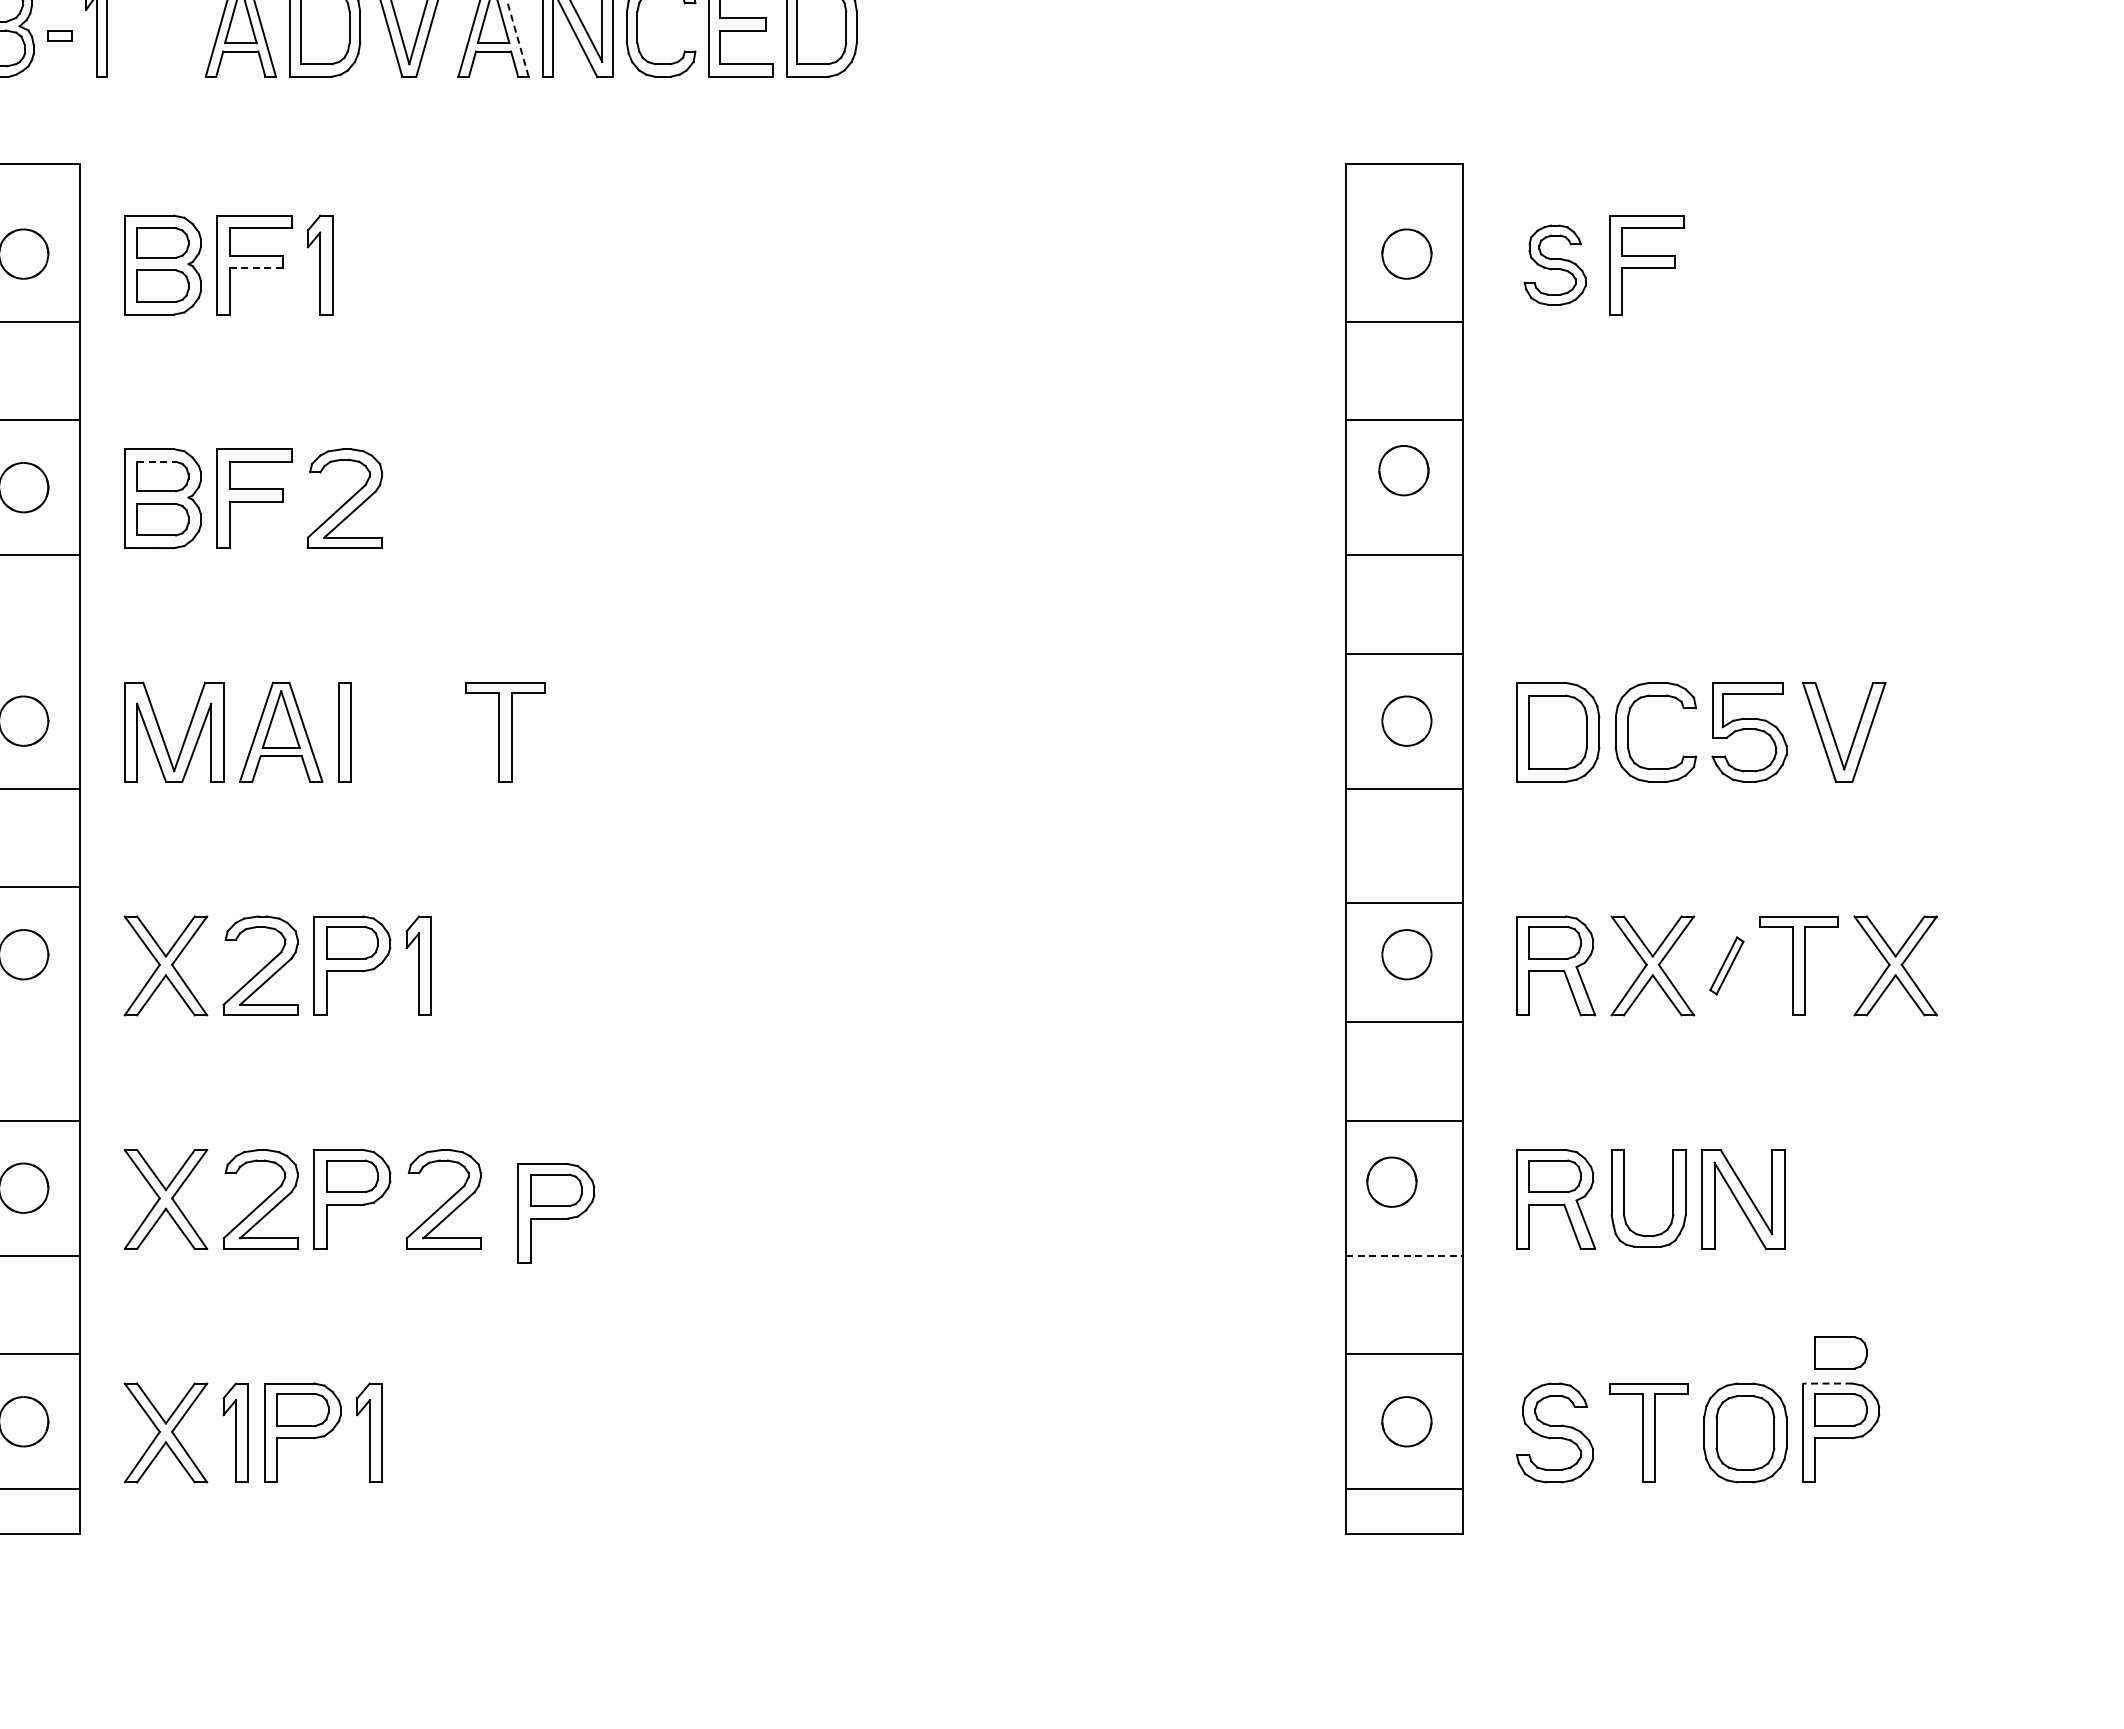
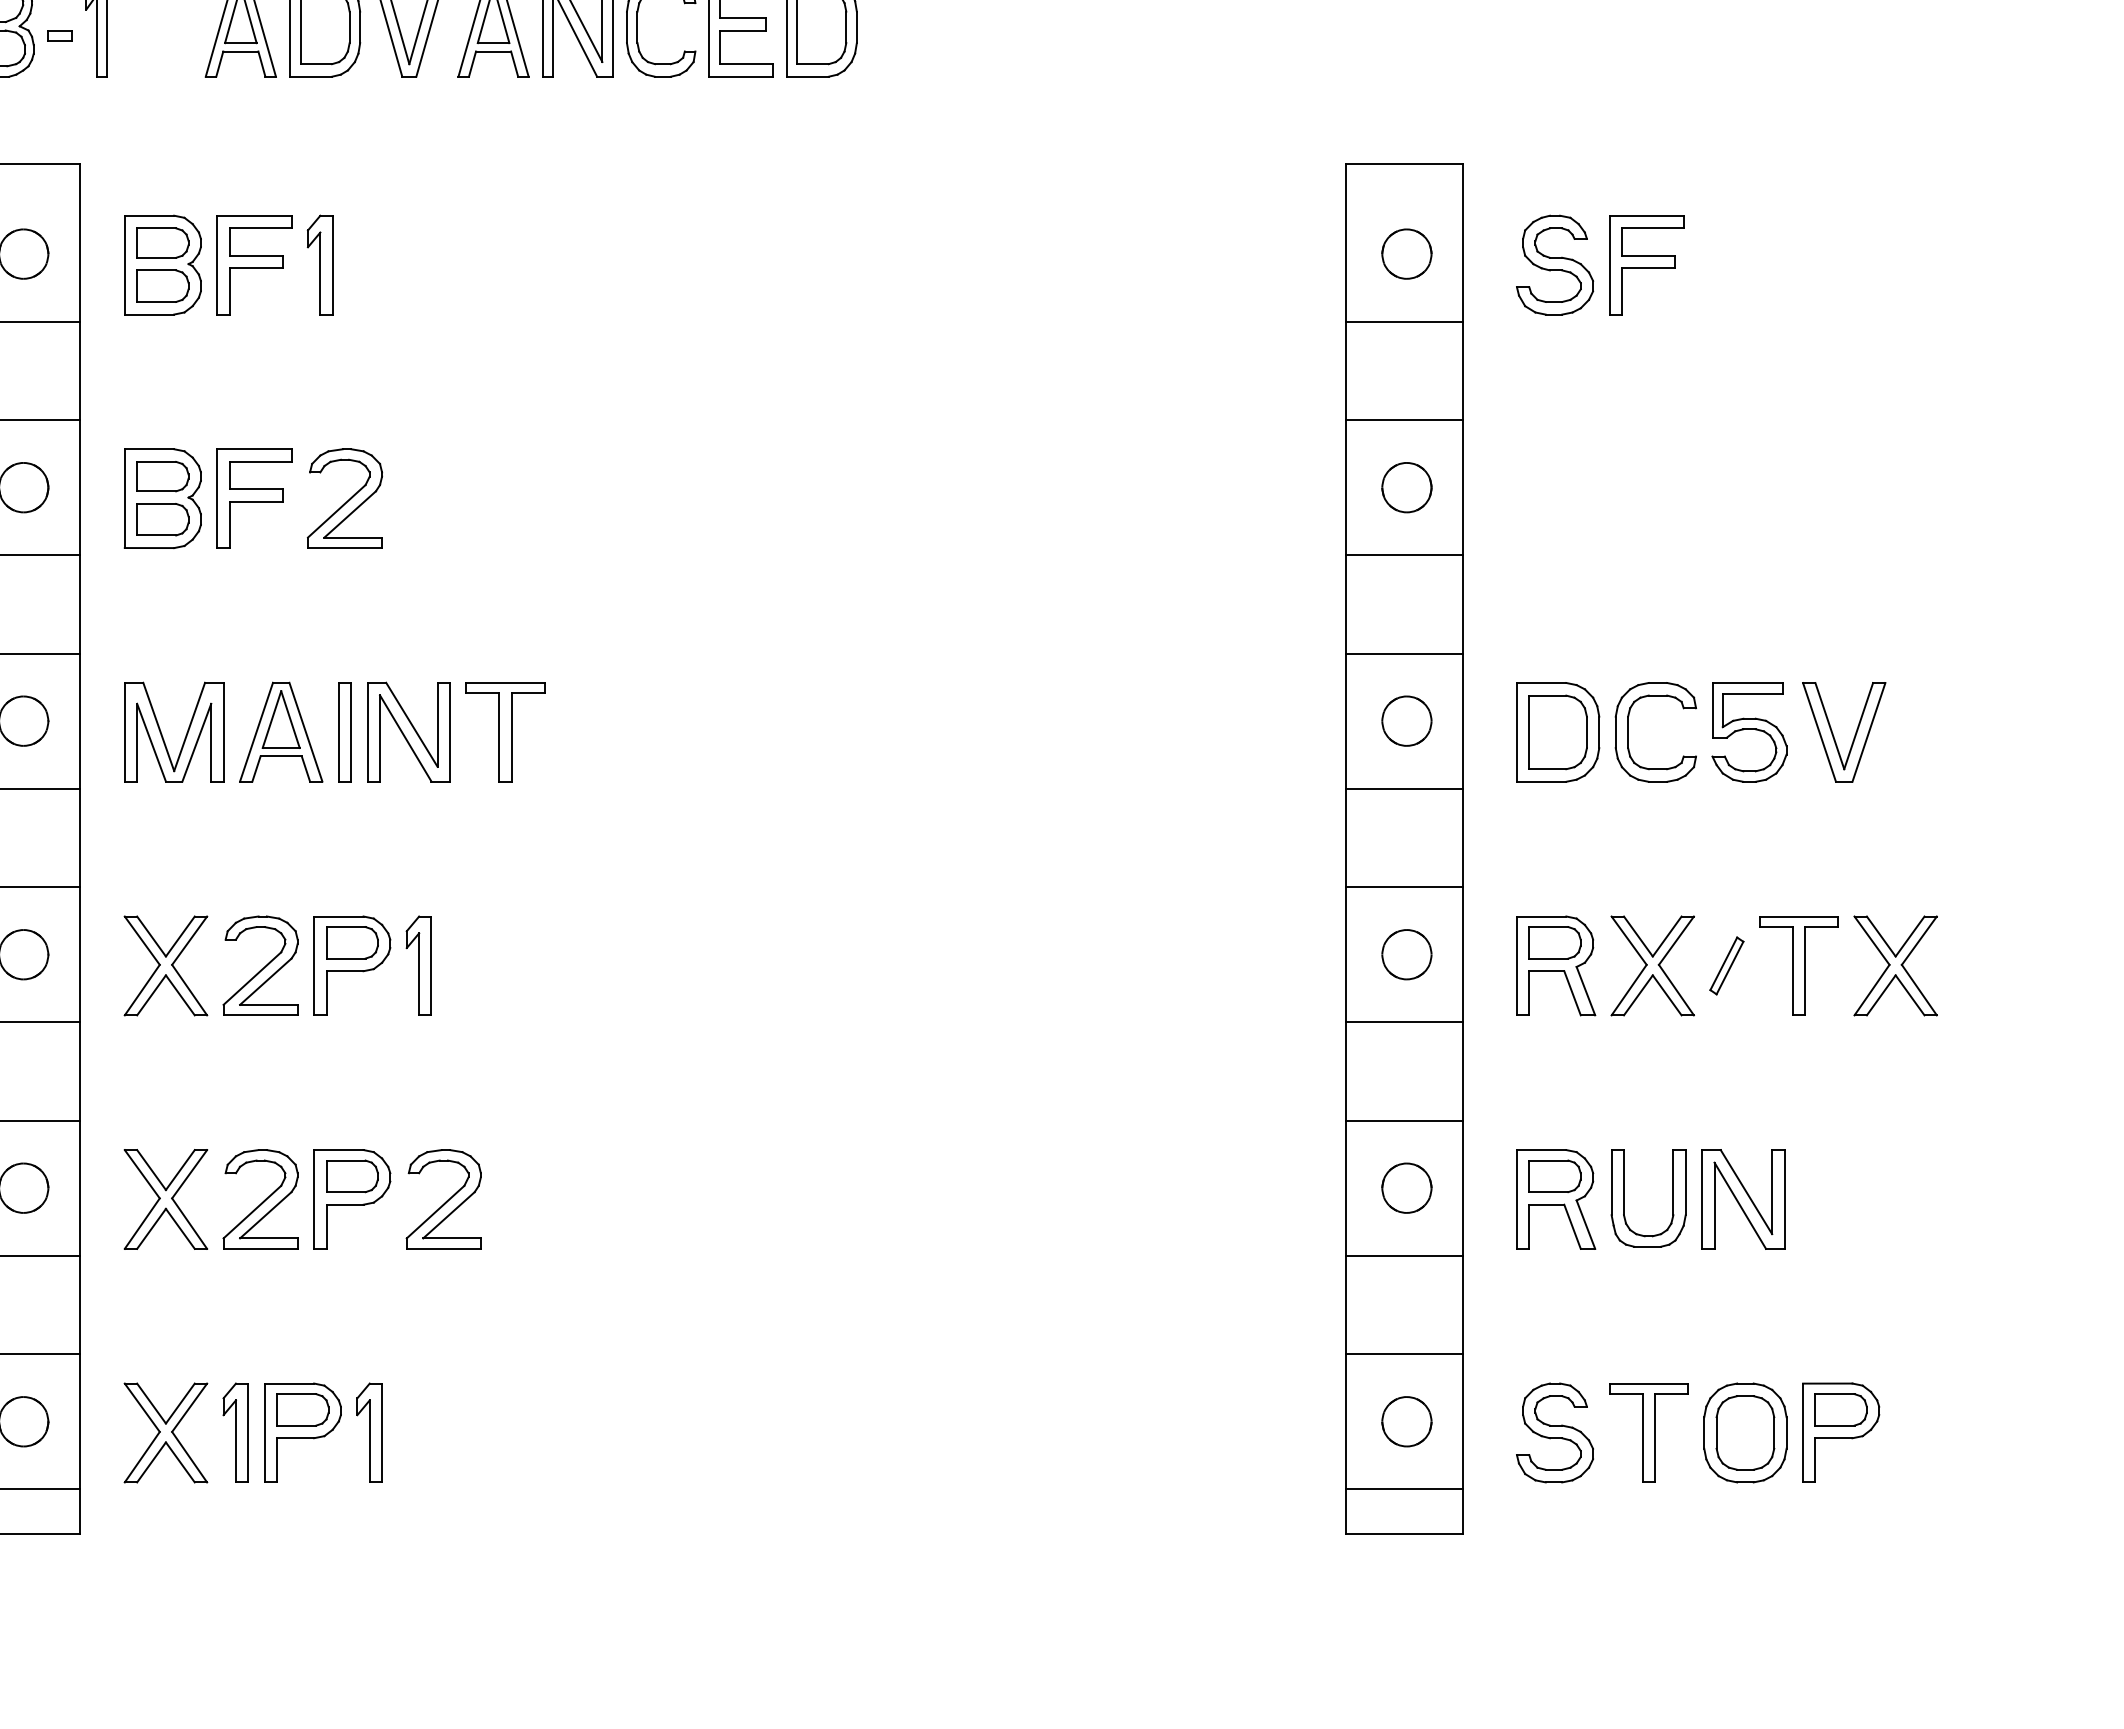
line: dashed -> solid (517, 38)
part size: 64x82 px -> 79x102 px (1555, 264)
line: dashed -> solid (256, 268)
line: dashed -> solid (156, 461)
part position: (1403, 470) -> (1406, 487) (1406, 487)
line: none -> present (40, 653)
part: none -> present (408, 731)
line position: (1404, 903) -> (1404, 887) (1404, 887)
line: none -> present (40, 1022)
part position: (1391, 1181) -> (1406, 1187) (1406, 1187)
part: present -> none (556, 1213)
line: dashed -> solid (1405, 1255)
part: present -> none (1840, 1352)
line: dashed -> solid (1827, 1383)
